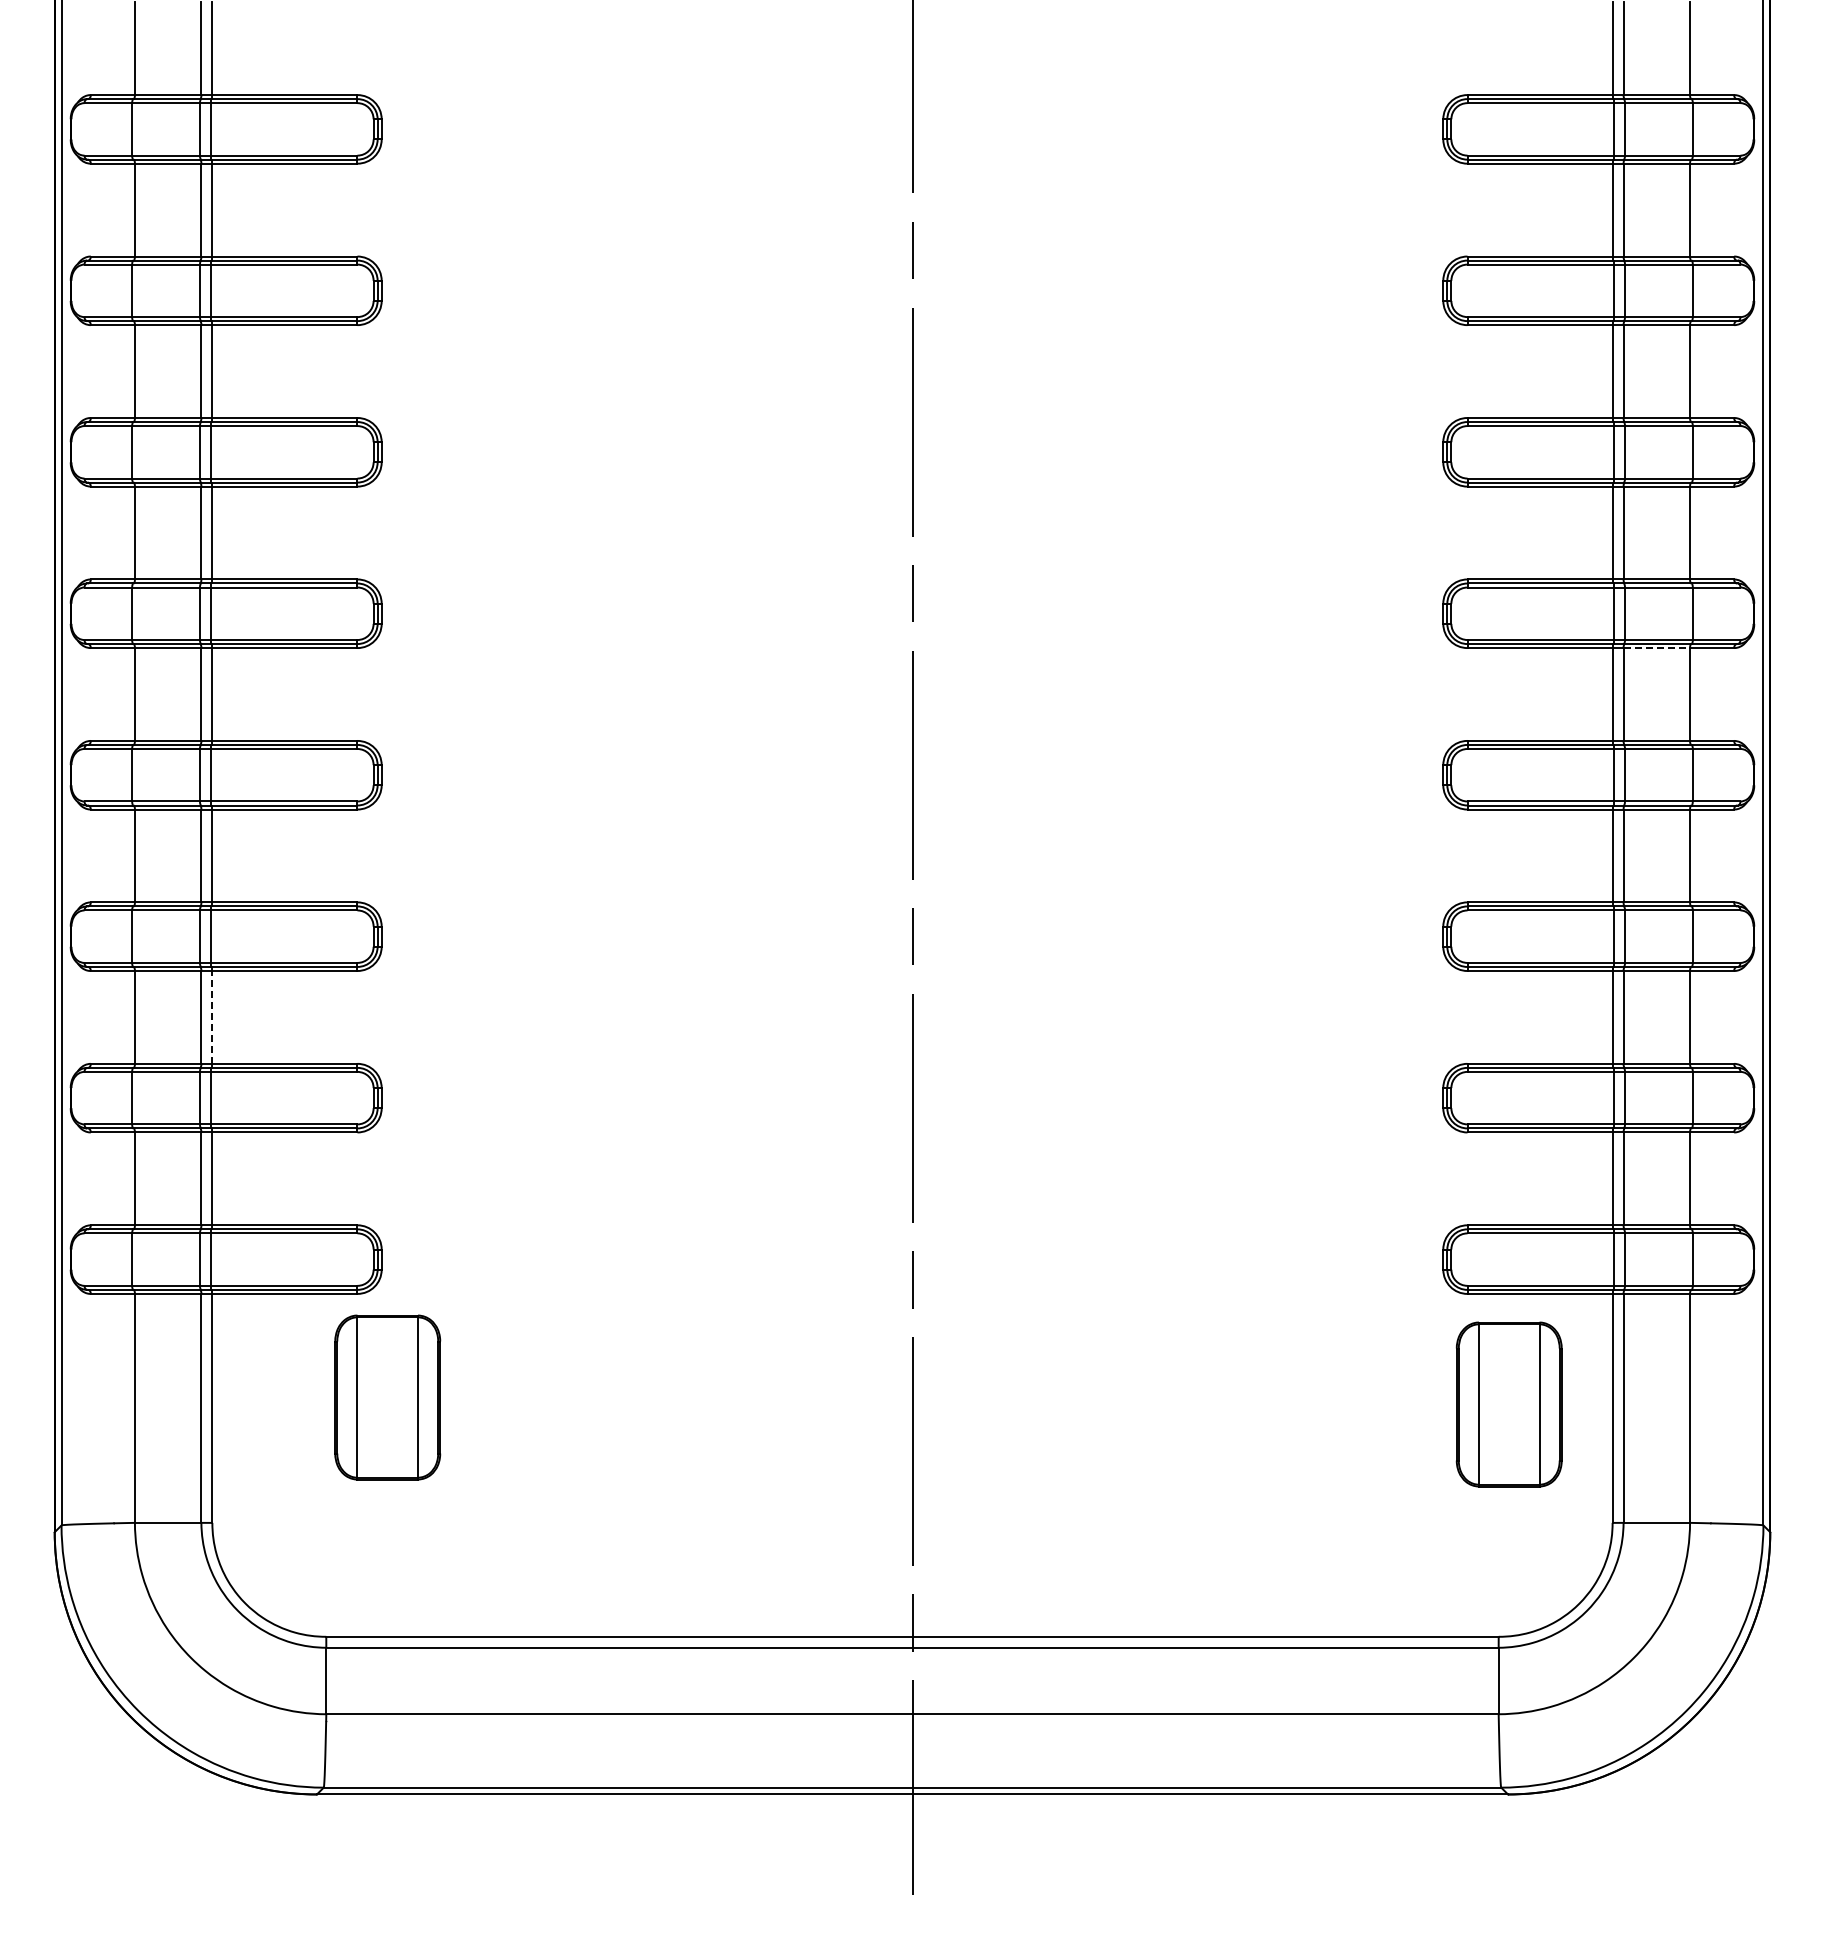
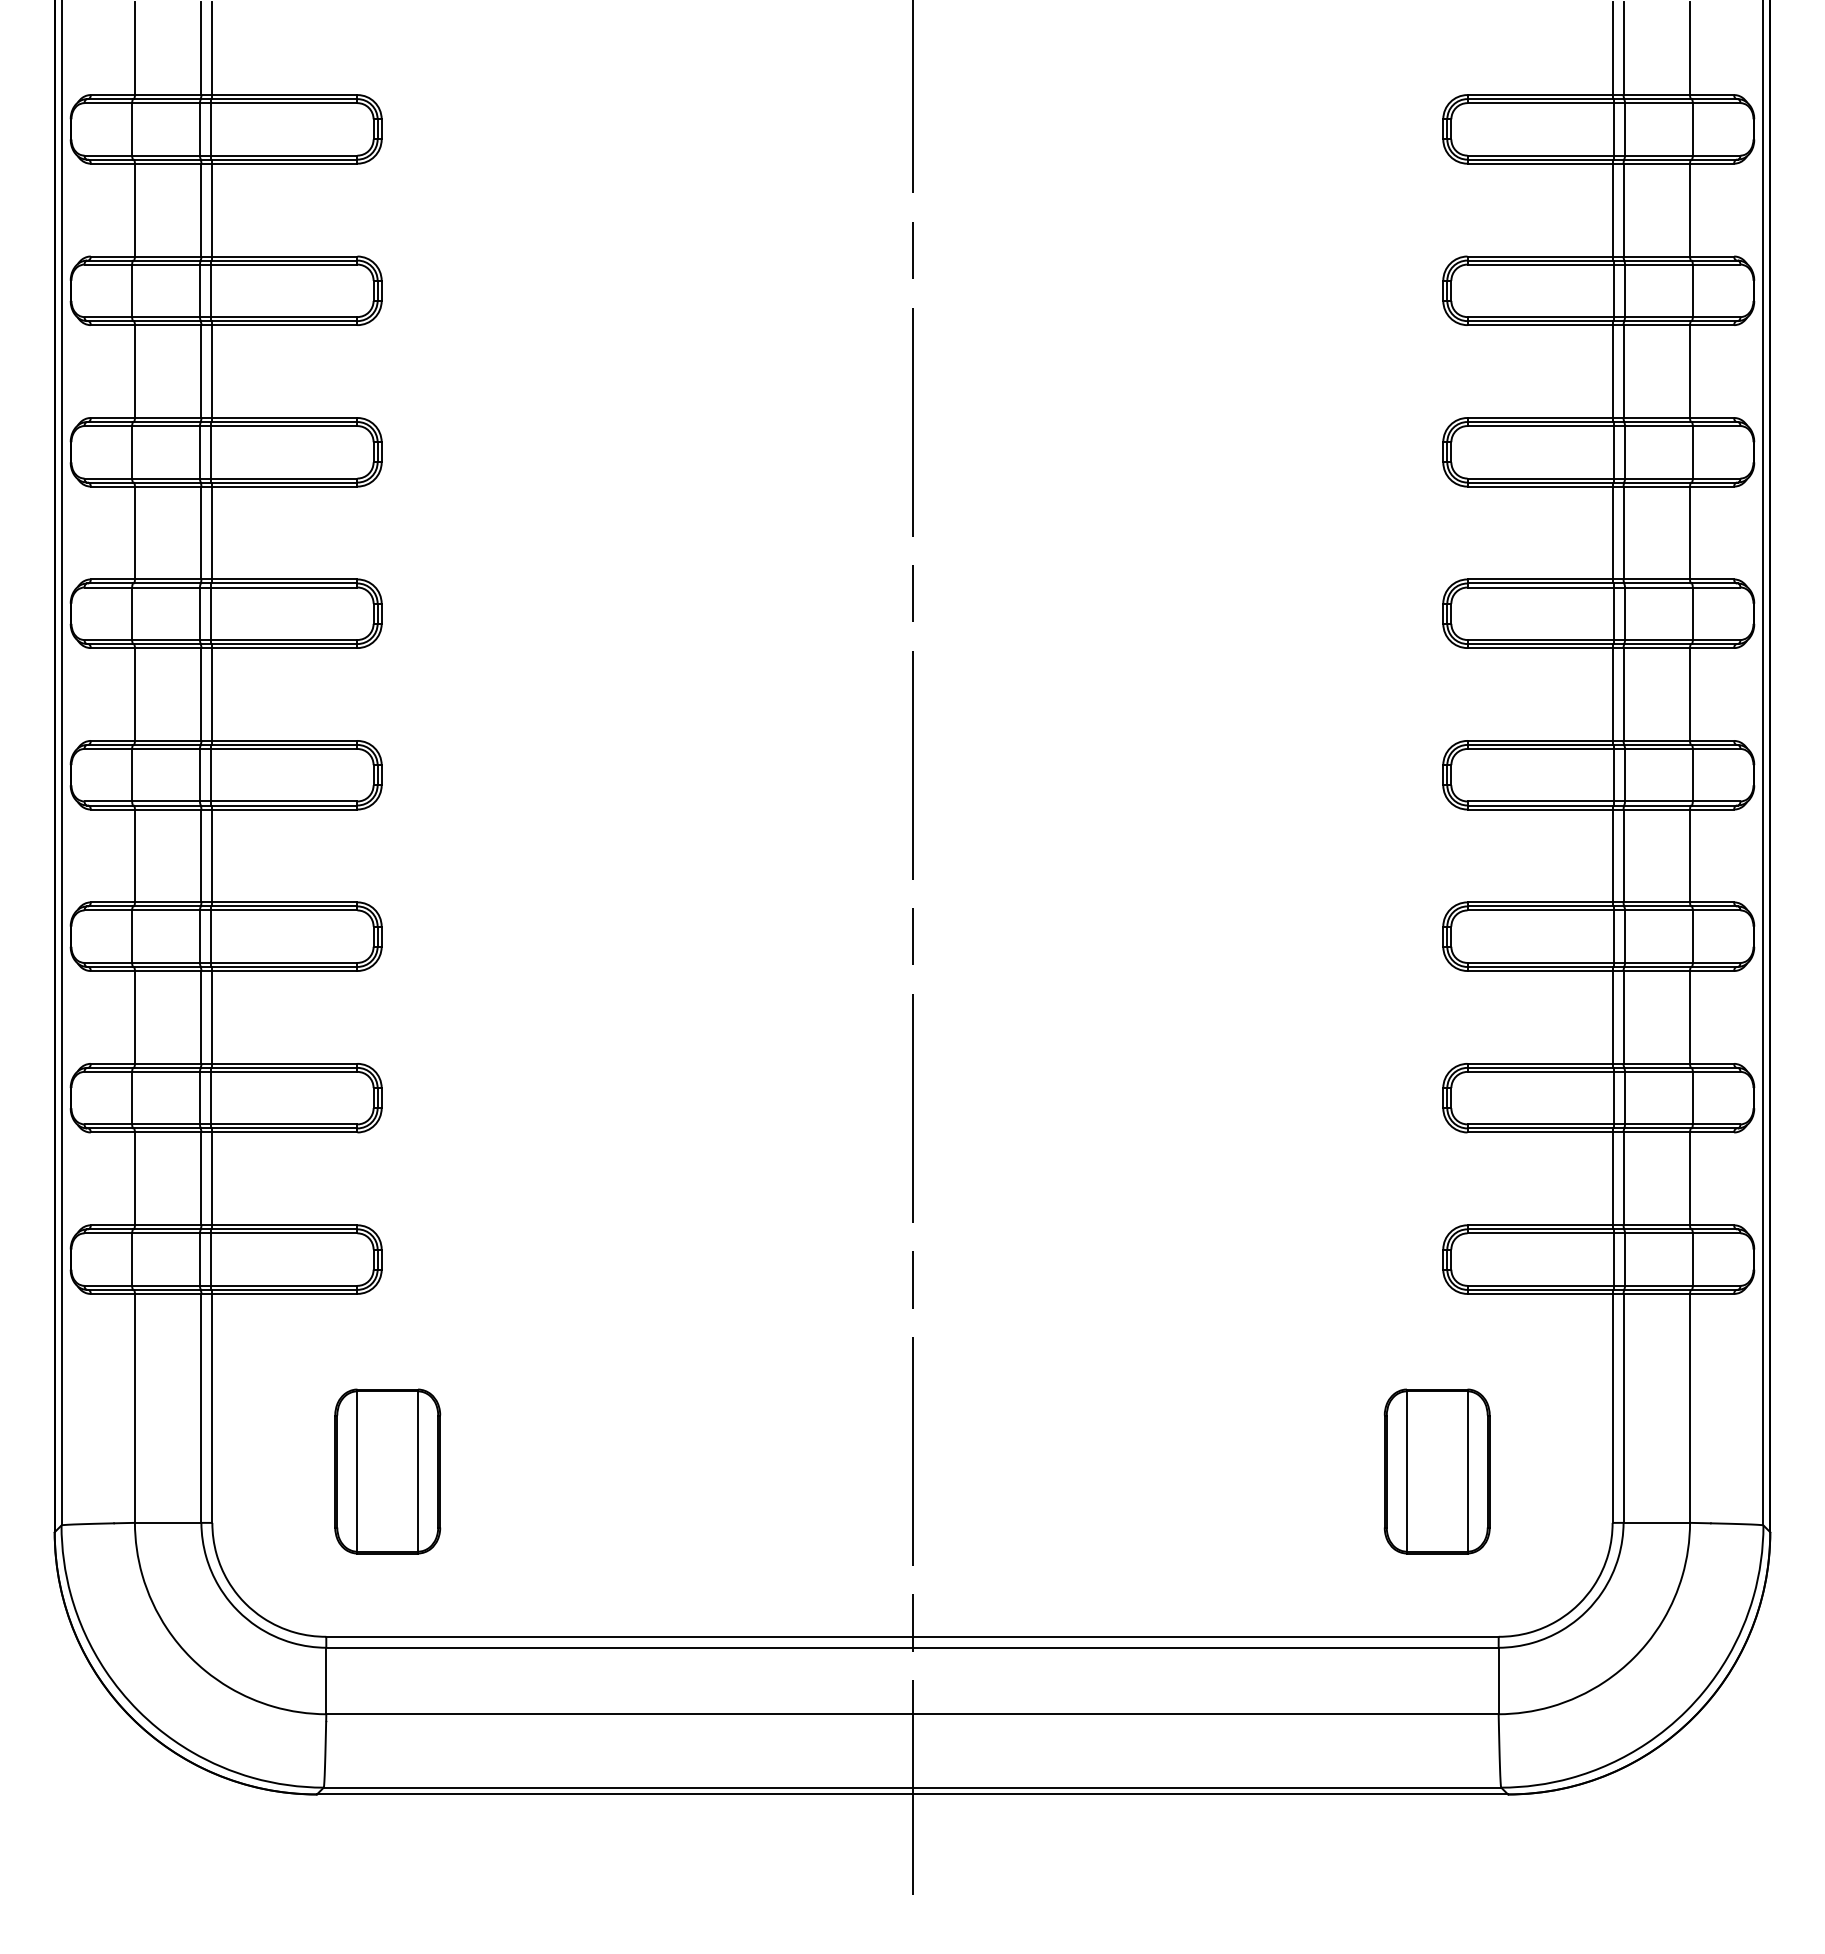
line: dashed -> solid (1657, 648)
line: dashed -> solid (212, 1016)
part position: (387, 1397) -> (387, 1471) (387, 1471)
part position: (1508, 1404) -> (1436, 1471) (1436, 1471)
